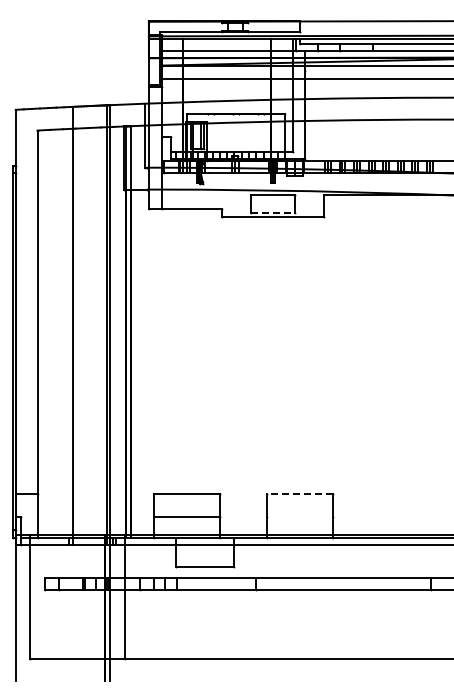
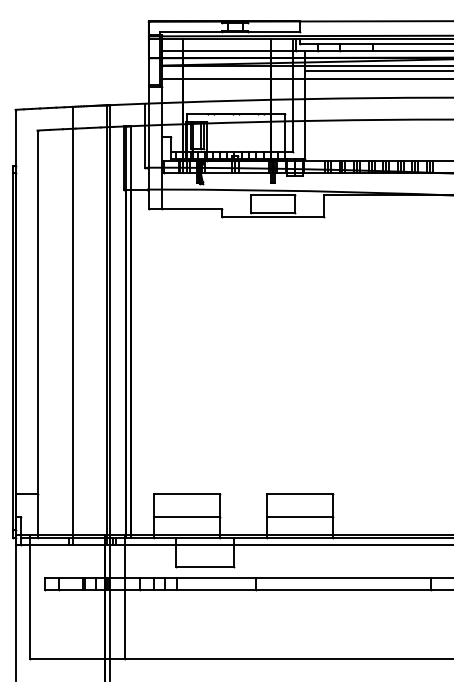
line: none -> present (377, 70)
line: dashed -> solid (273, 212)
line: dashed -> solid (300, 493)
line: none -> present (299, 517)
